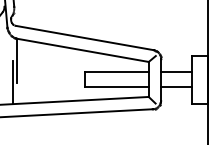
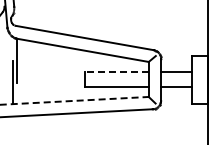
line: solid -> dashed (116, 71)
line: solid -> dashed (75, 100)
